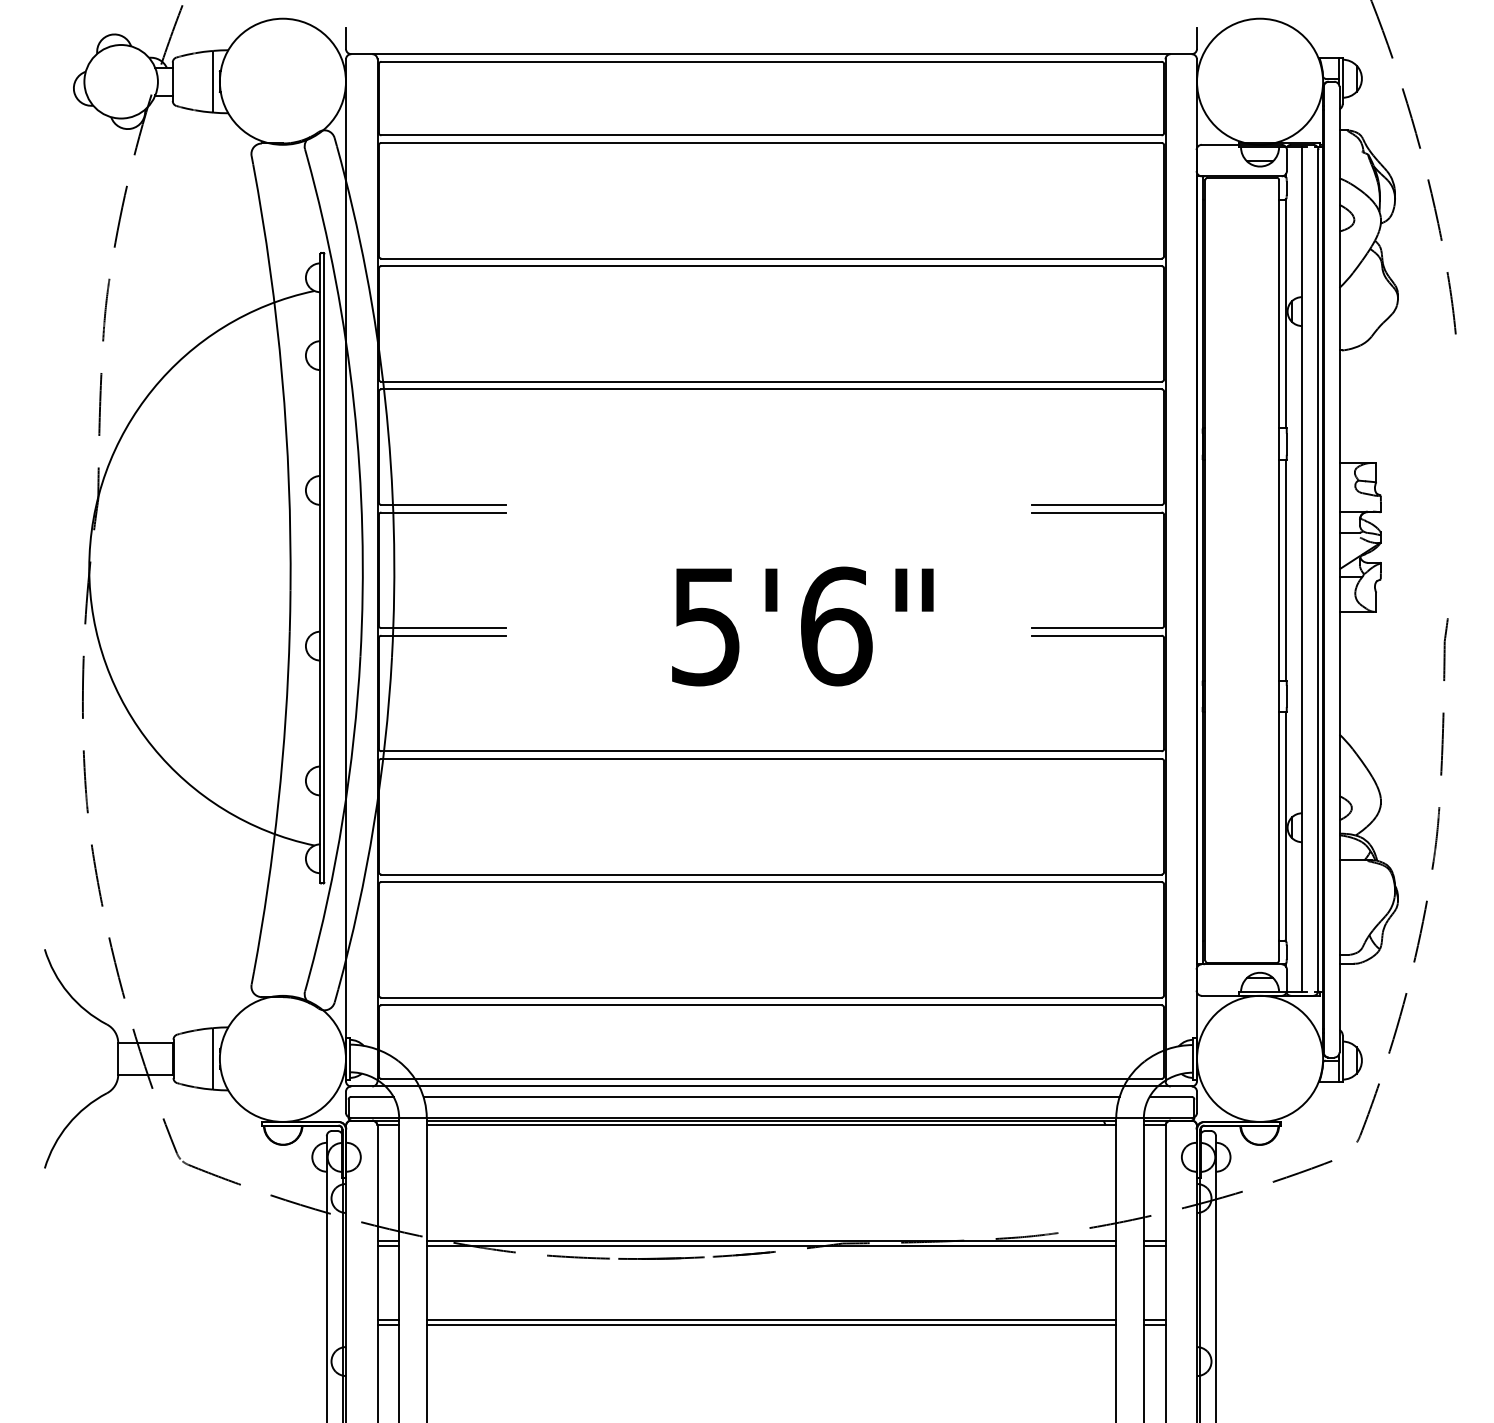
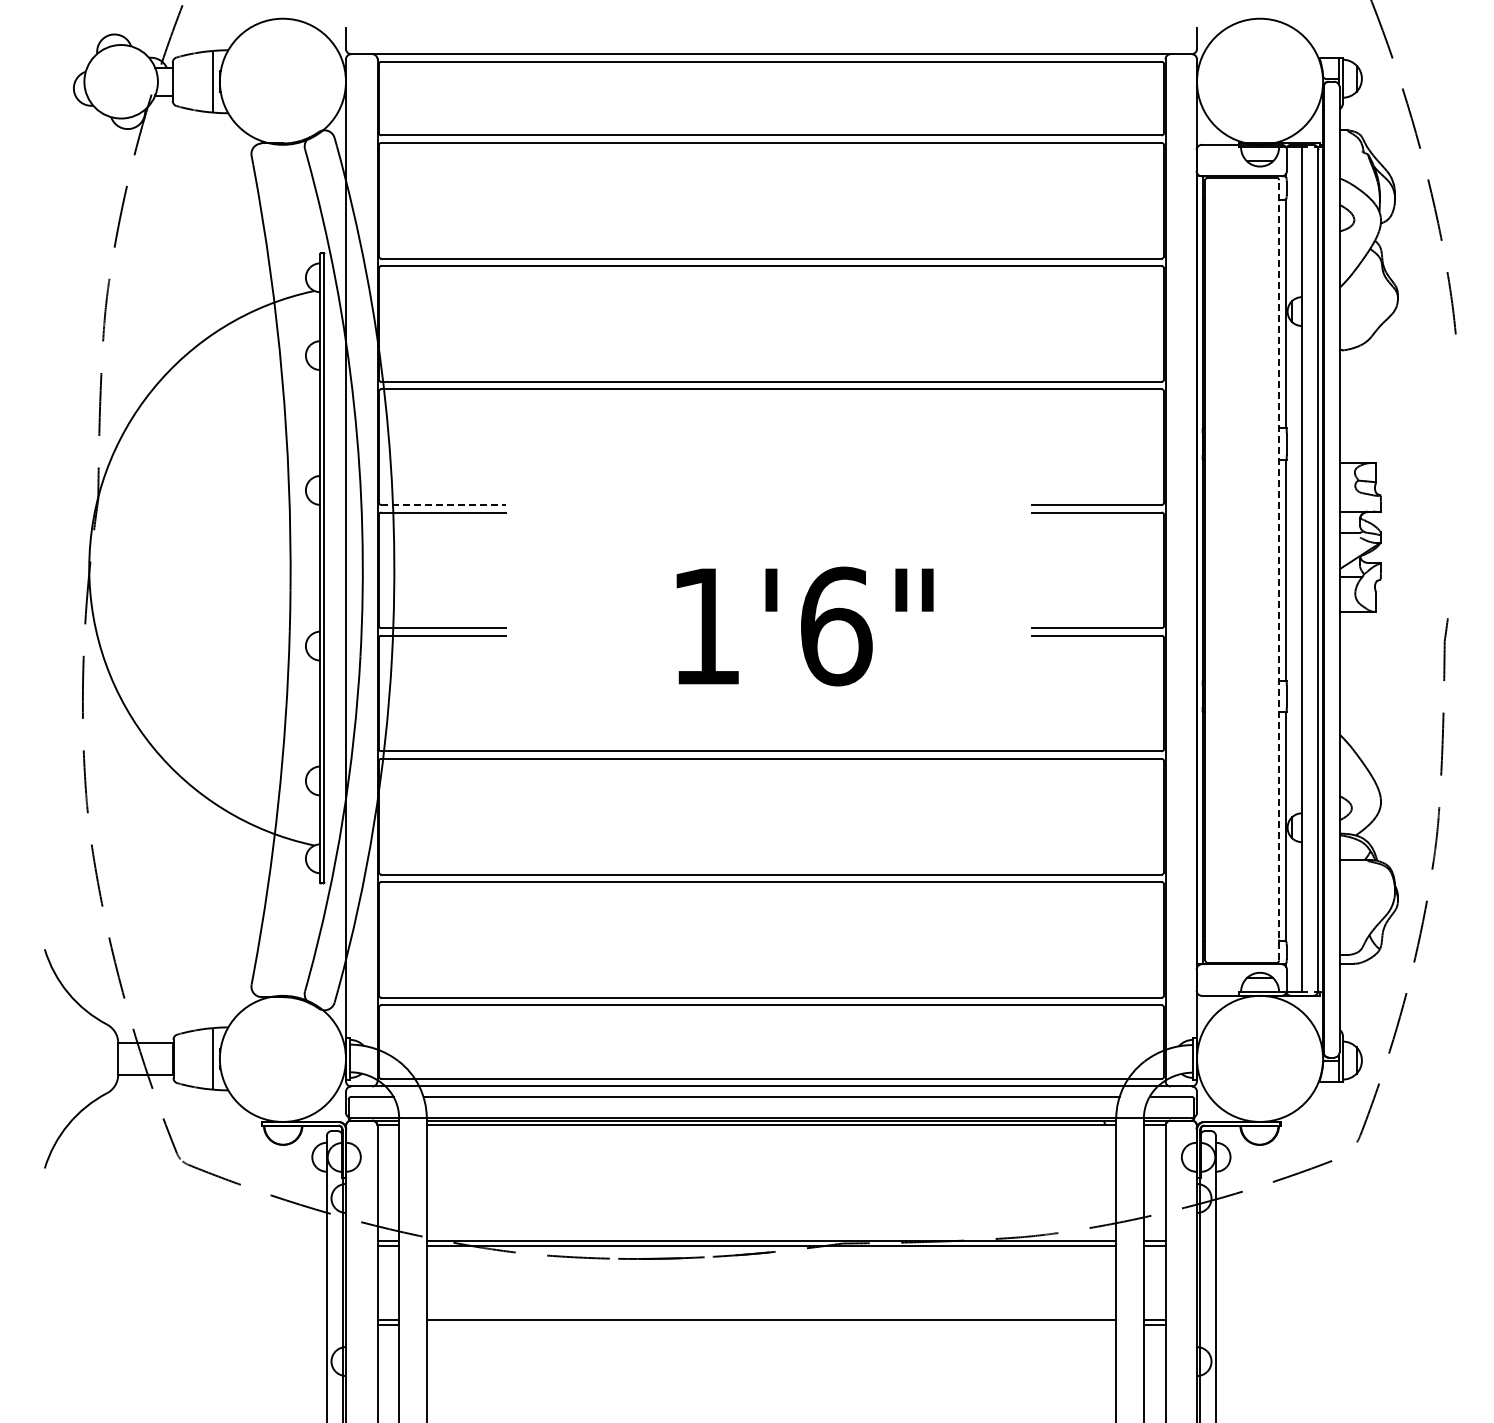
line: solid -> dashed (444, 504)
line: solid -> dashed (1279, 569)
text: 5'6" -> 1'6" (705, 627)
line: present -> none (771, 1324)
